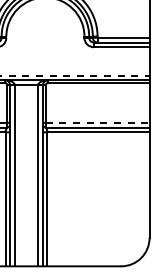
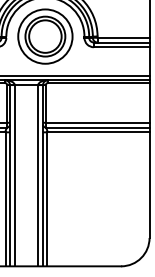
part: none -> present (45, 36)
line: dashed -> solid (75, 75)
line: dashed -> solid (97, 122)
